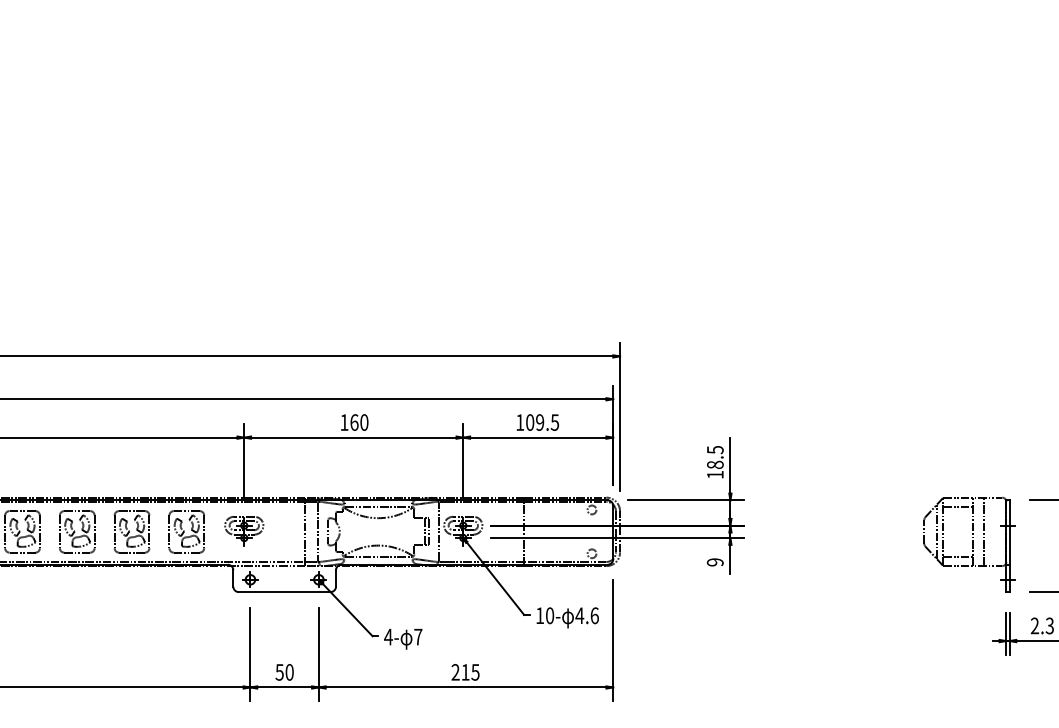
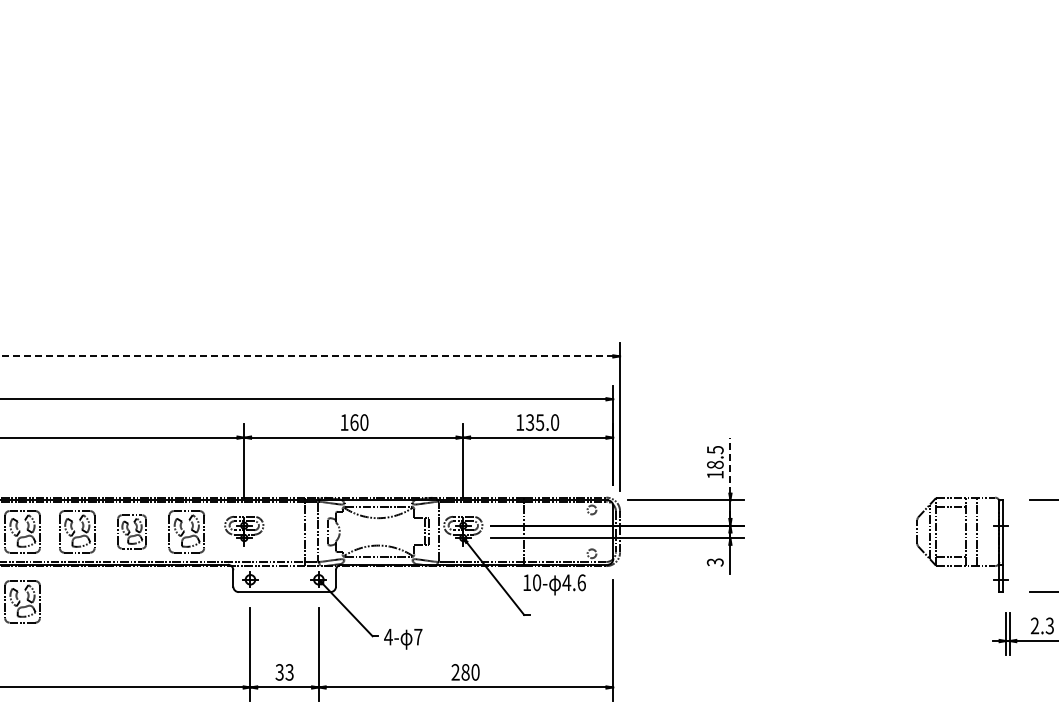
line: solid -> dashed (307, 356)
text: 109.5 -> 135.0 (542, 422)
line: solid -> dashed (730, 465)
part size: 38x44 px -> 30x36 px (131, 531)
part position: (969, 544) -> (962, 544) (962, 544)
text: 9 -> 3 (715, 562)
part: none -> present (22, 601)
text position: (567, 617) -> (554, 584) (554, 584)
text: 50 -> 33 (284, 672)
text: 215 -> 280 (470, 672)
